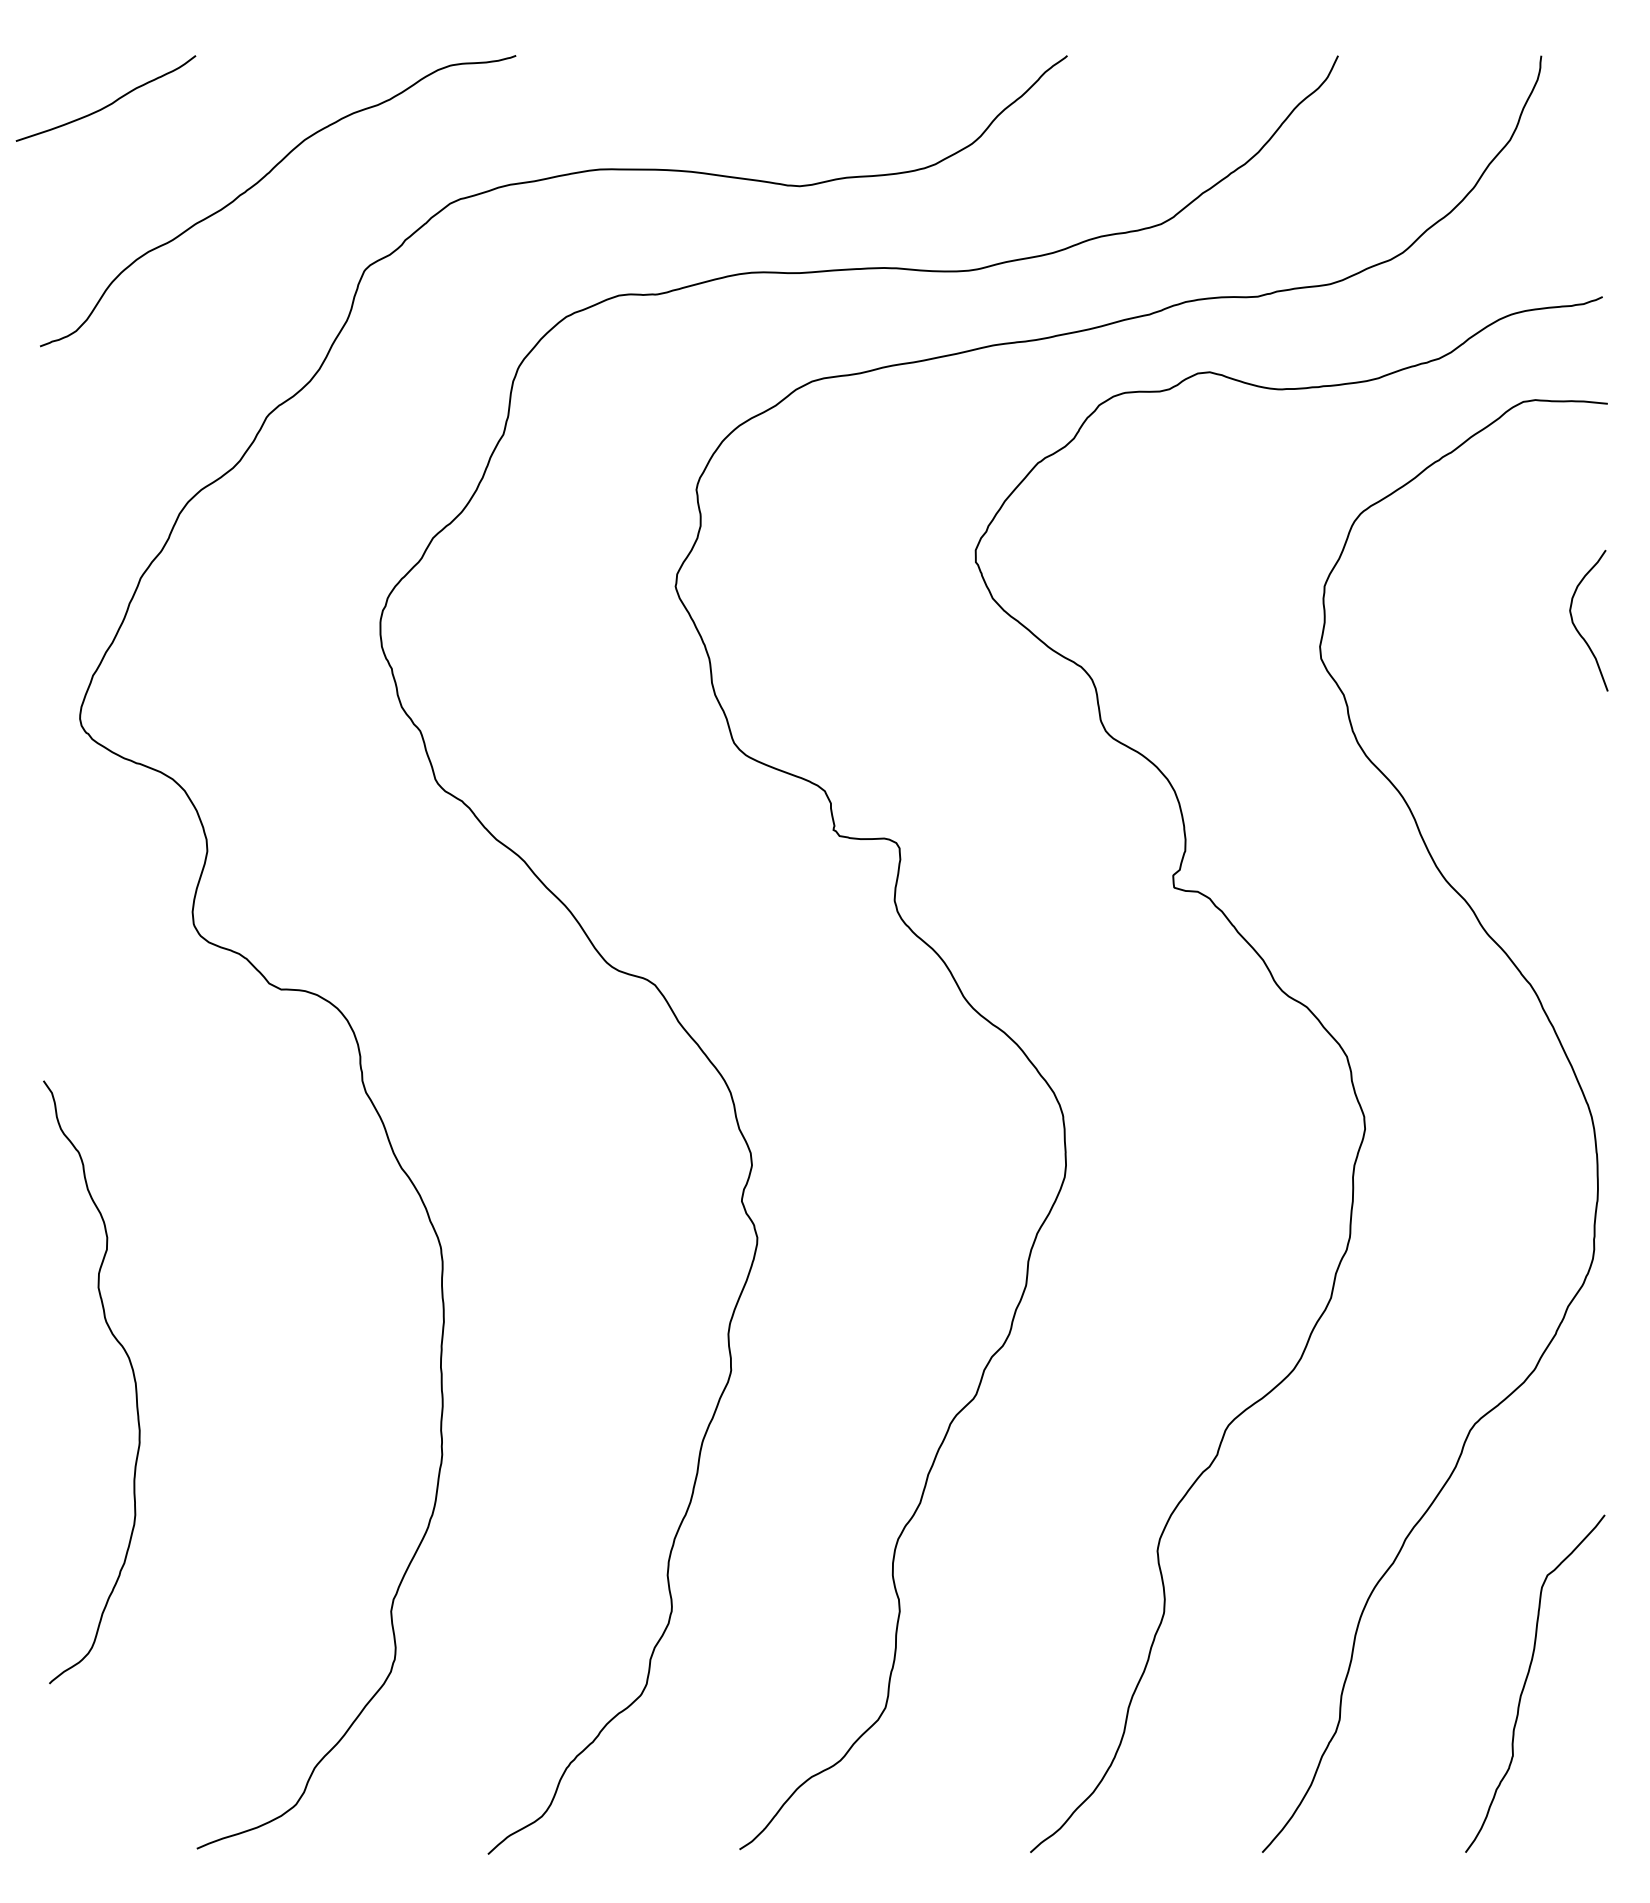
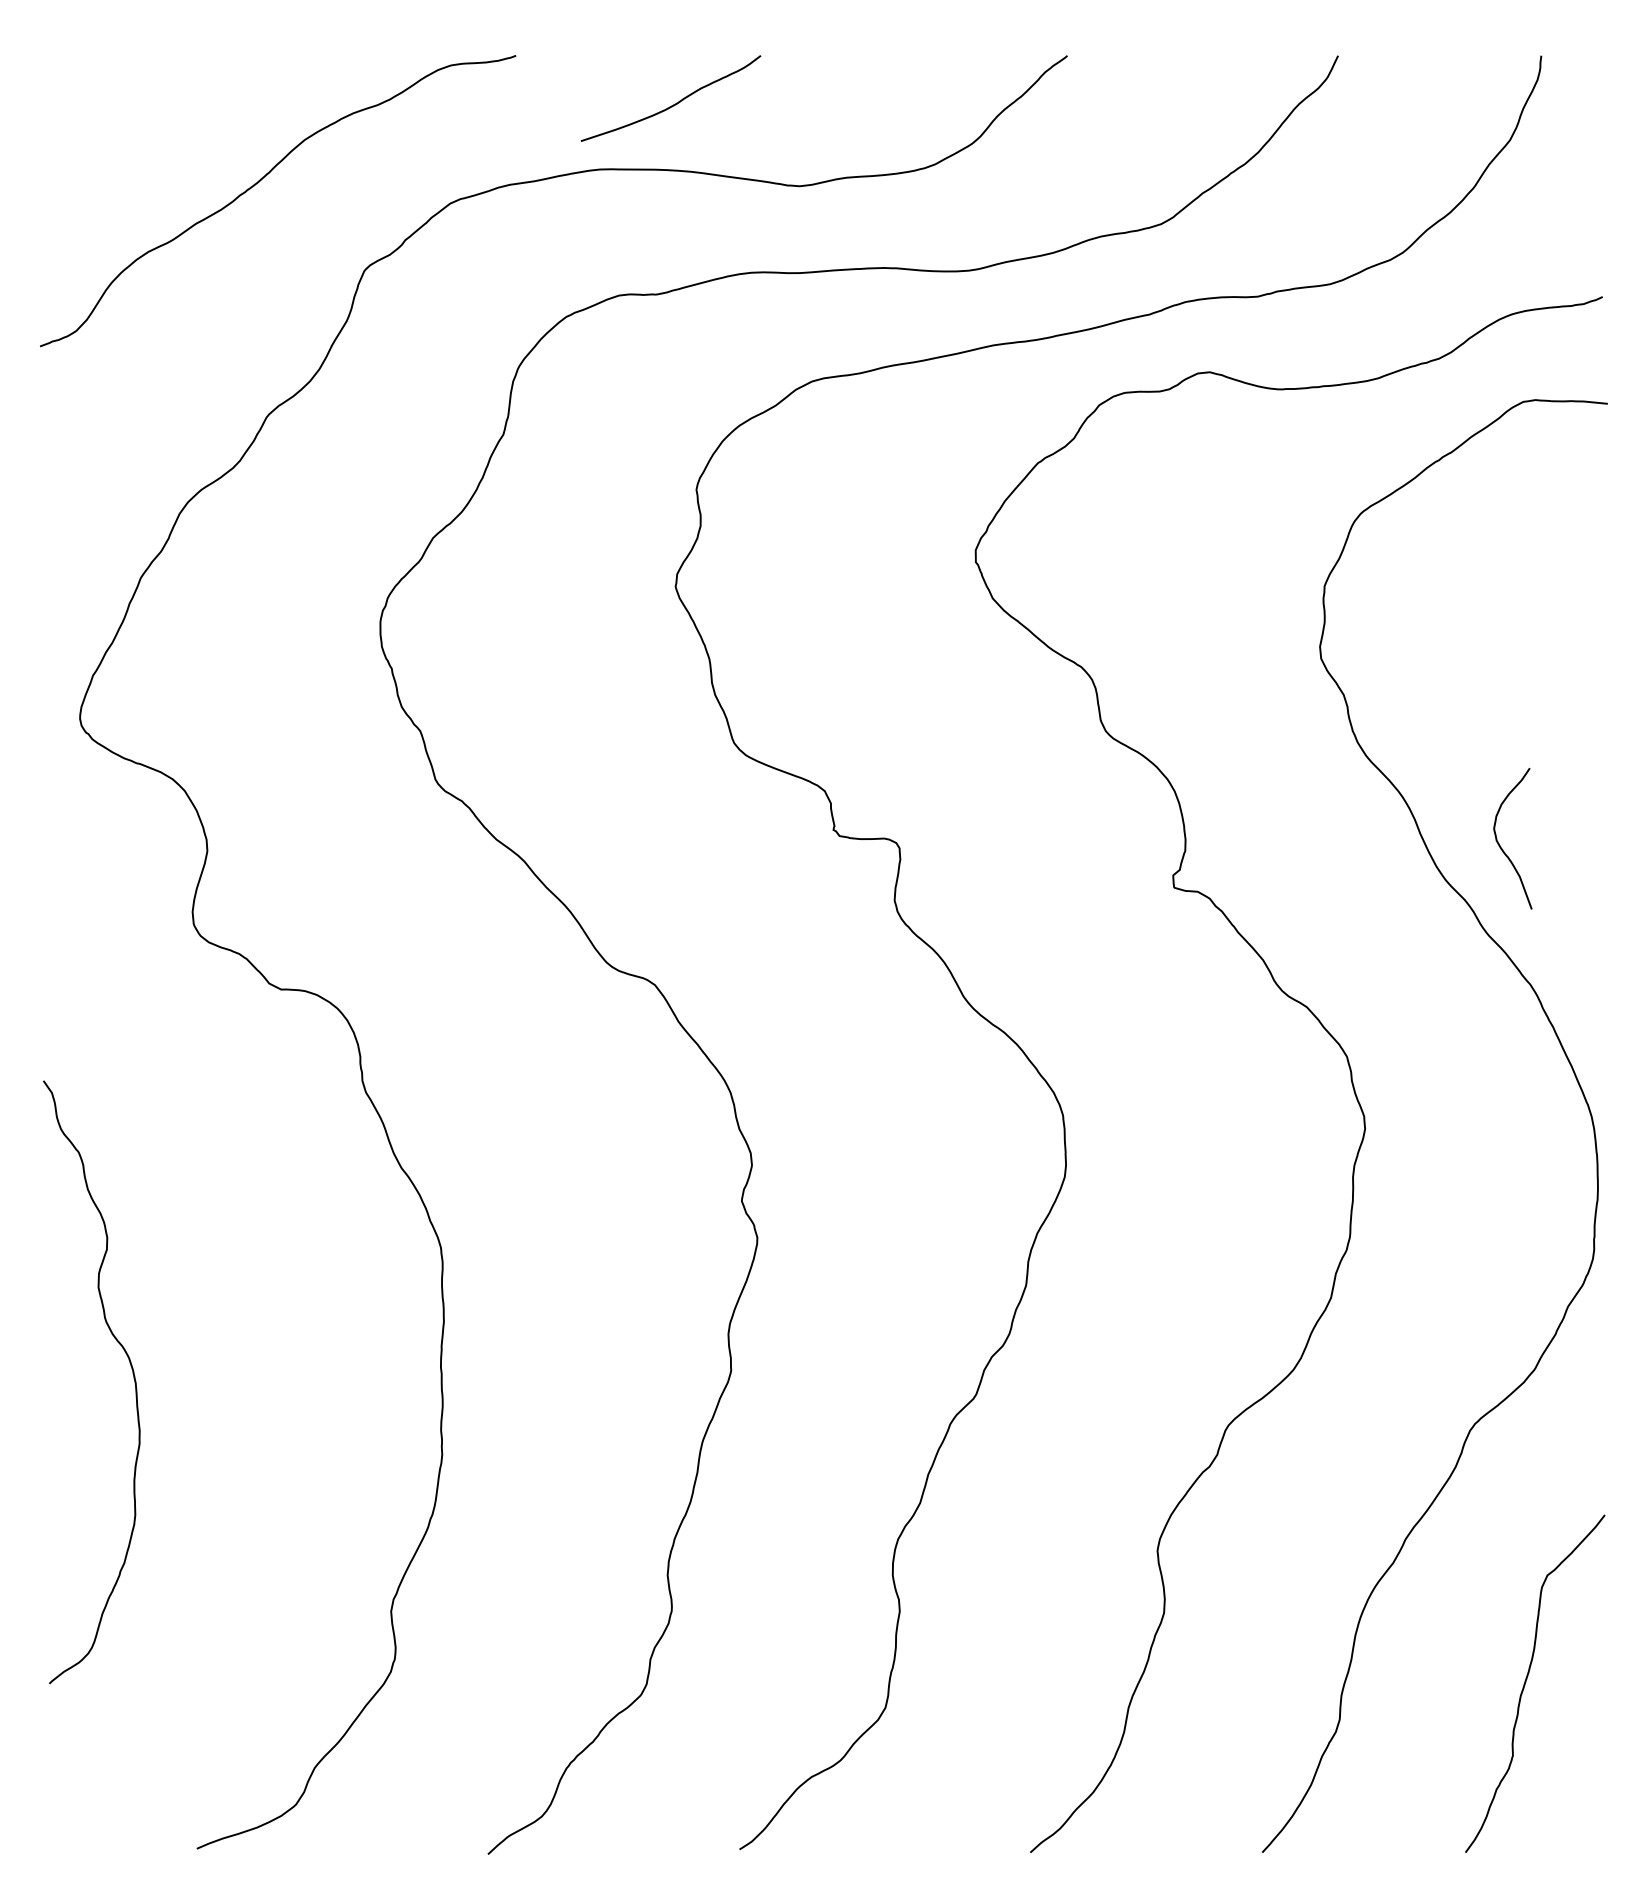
curve position: (108, 104) -> (673, 104) (673, 104)
curve position: (1576, 627) -> (1500, 845) (1500, 845)
